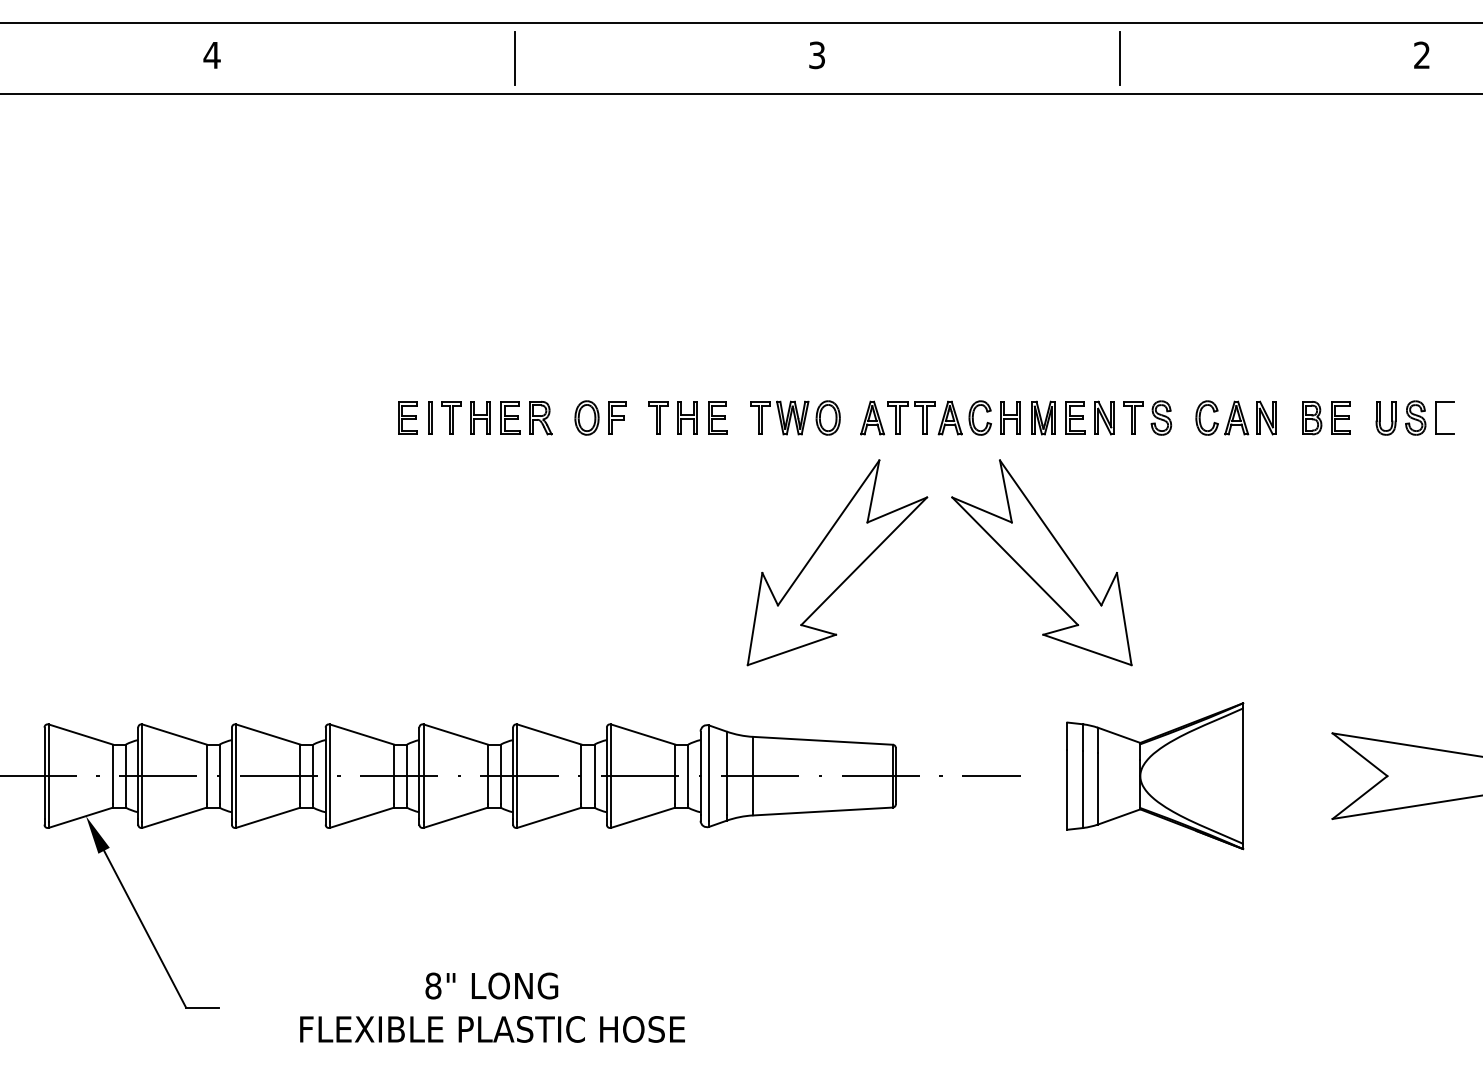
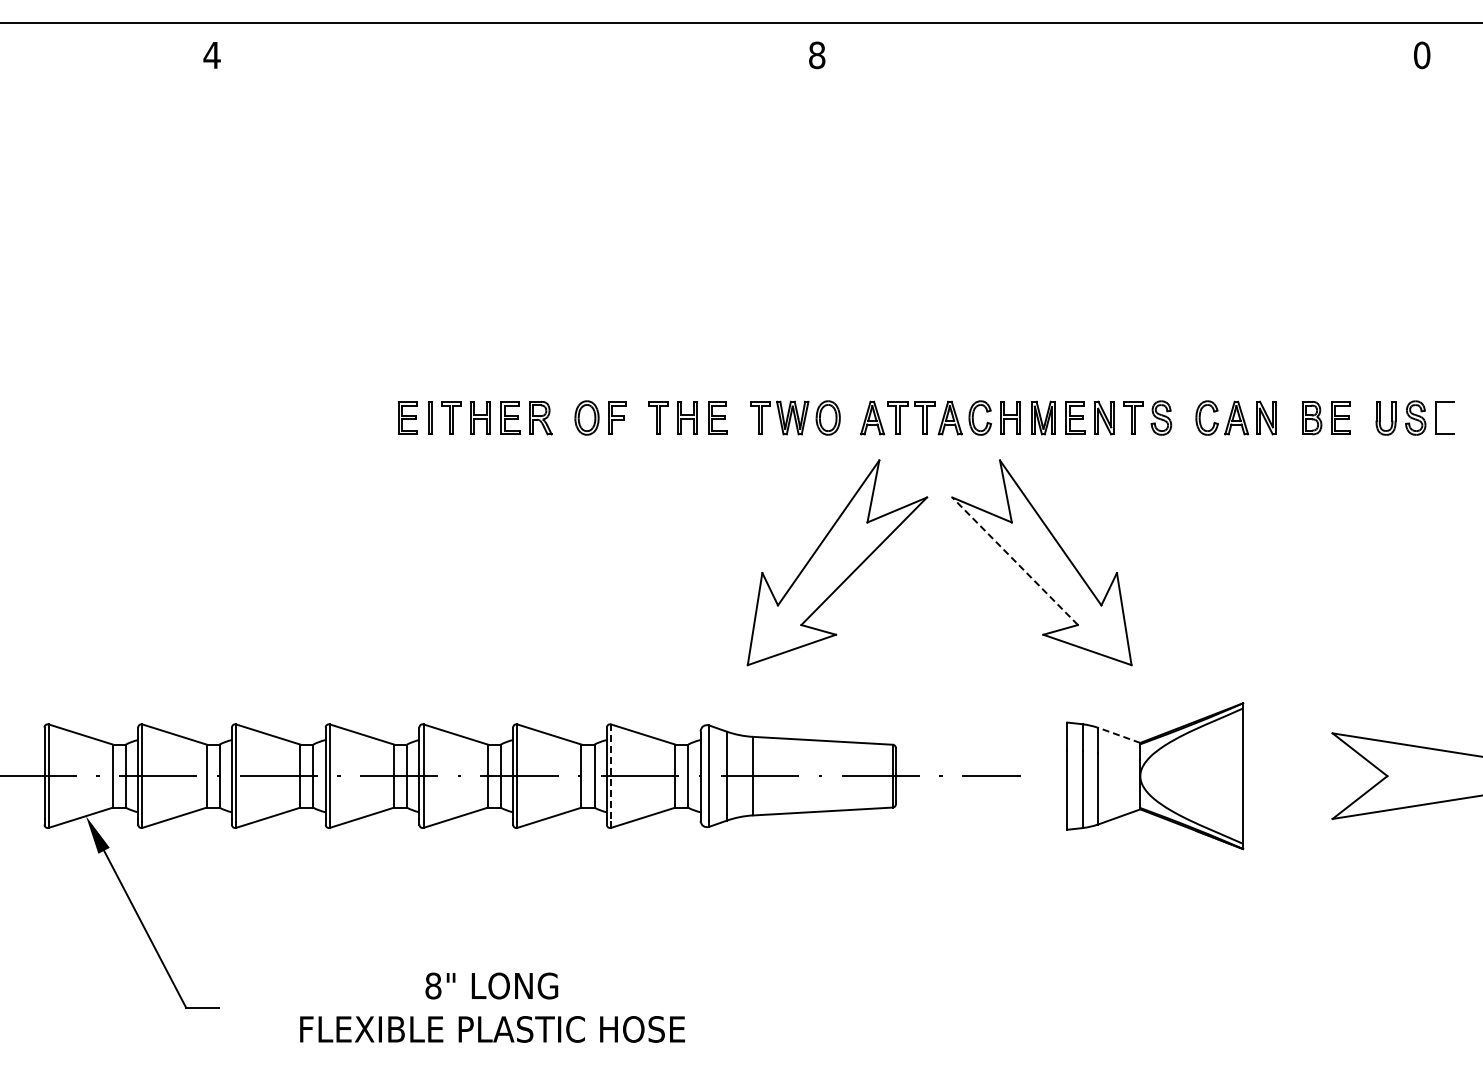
text: 3 -> 8 (817, 55)
text: 2 -> 0 (1422, 55)
line: present -> none (514, 58)
line: present -> none (1119, 58)
line: present -> none (740, 94)
line: solid -> dashed (1015, 561)
line: solid -> dashed (1119, 735)
line: solid -> dashed (611, 773)
